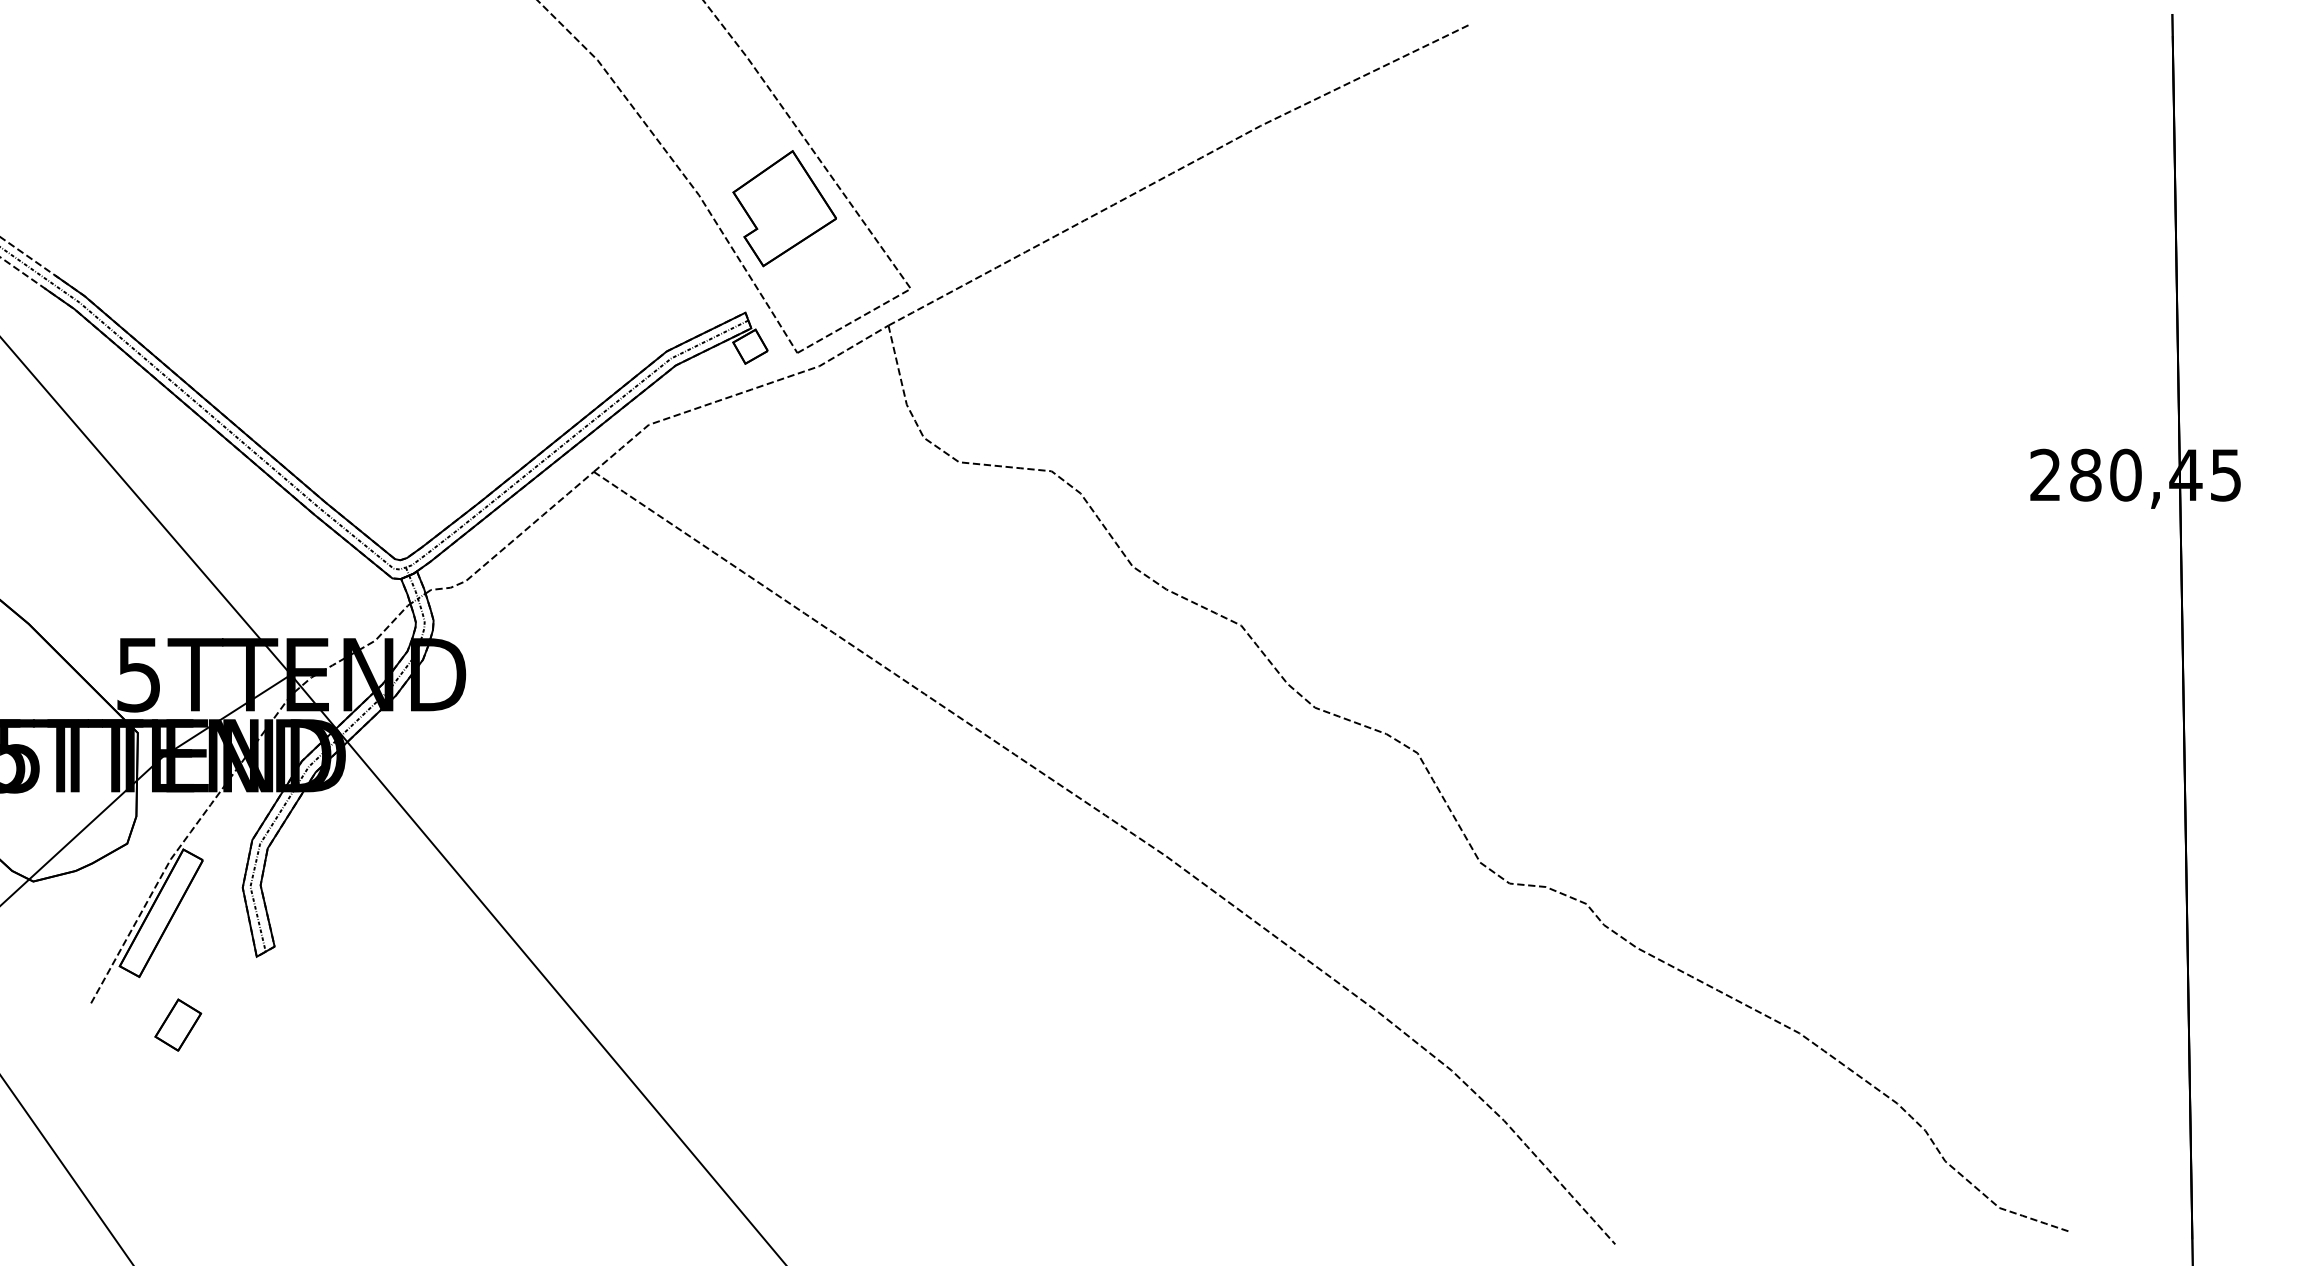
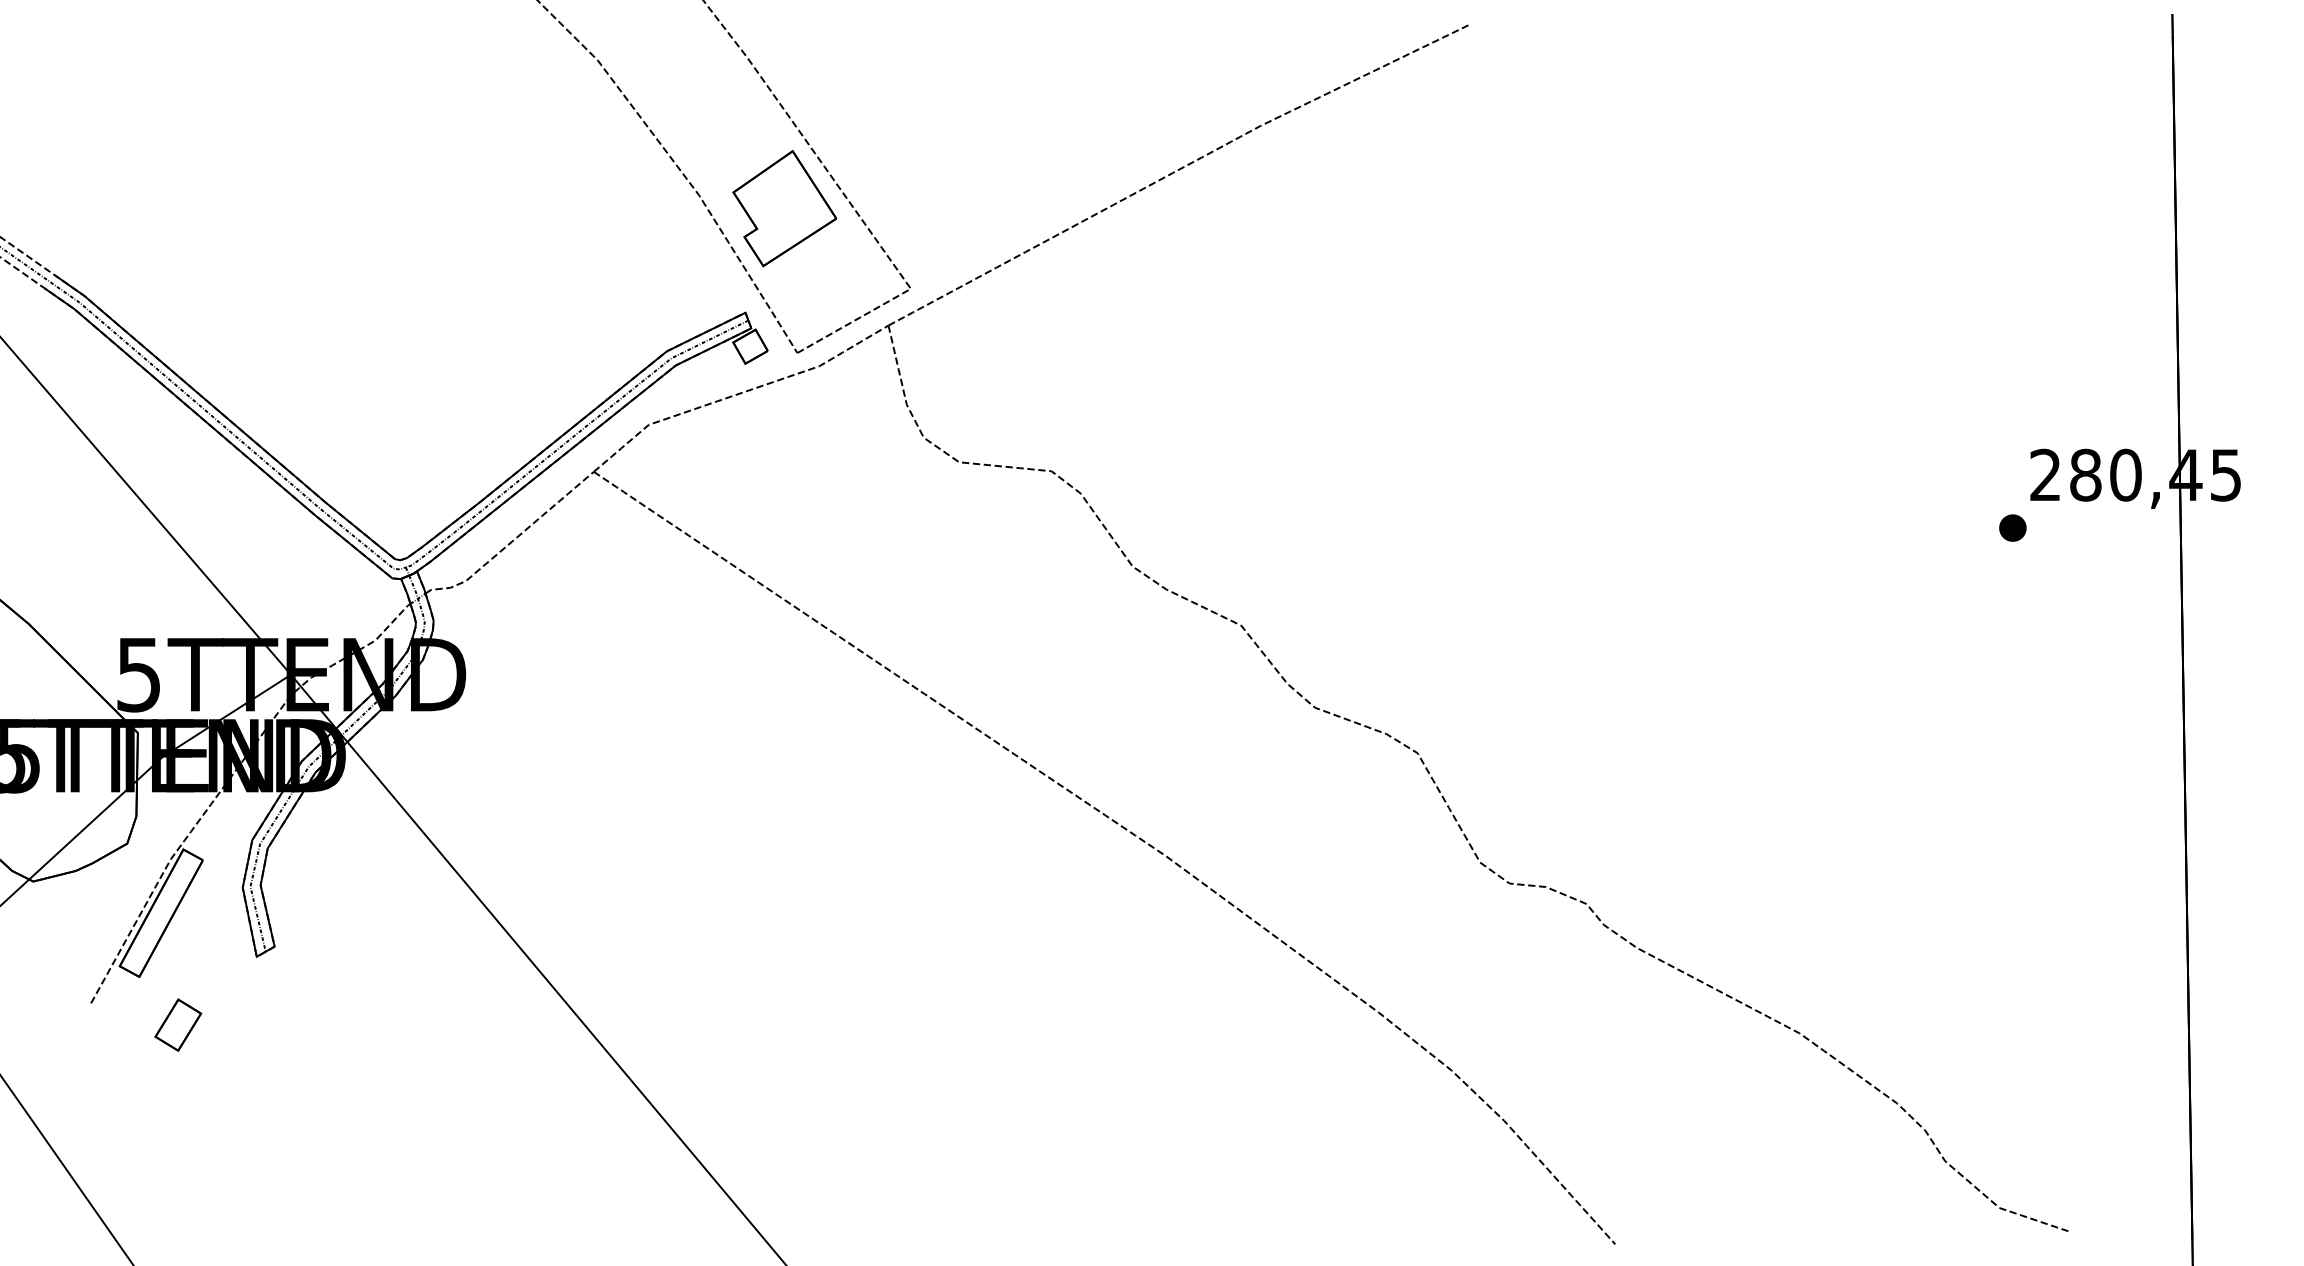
part: none -> present (2012, 527)
